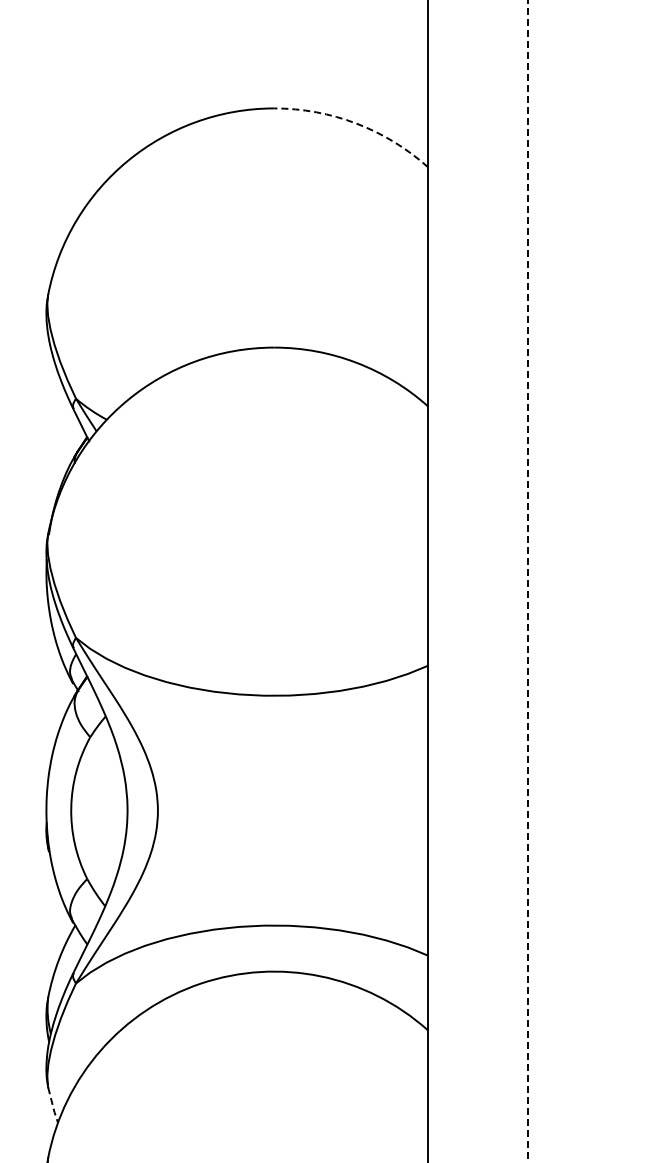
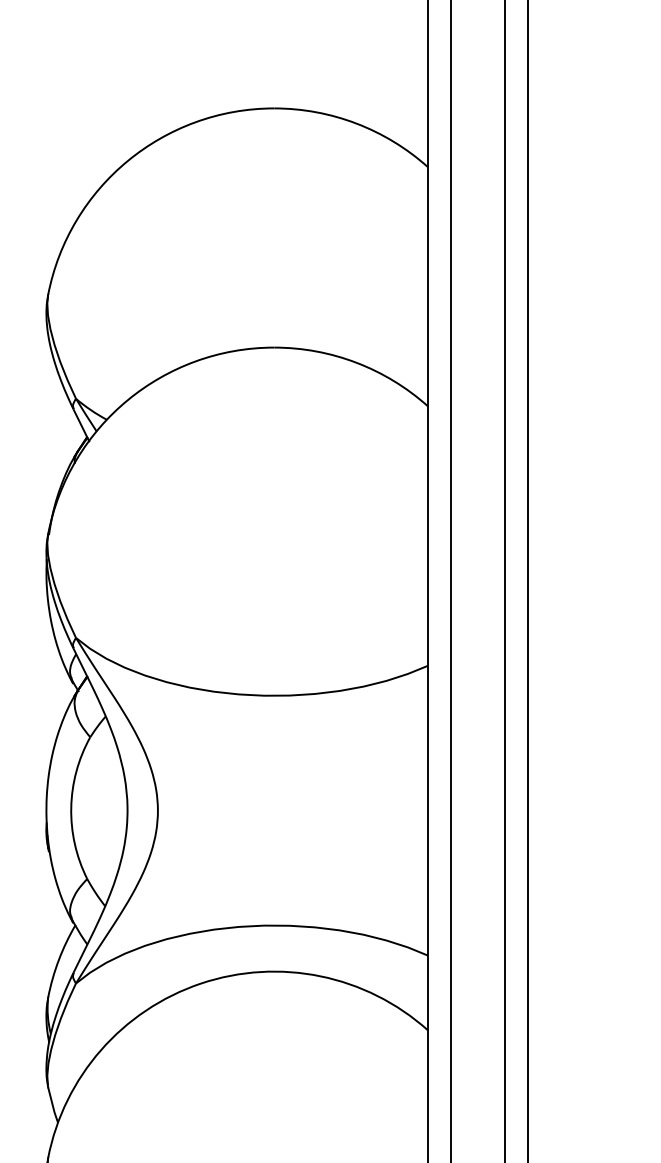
arc: dashed -> solid (356, 123)
line: none -> present (450, 580)
line: none -> present (504, 580)
line: dashed -> solid (527, 581)
line: dashed -> solid (53, 1106)
